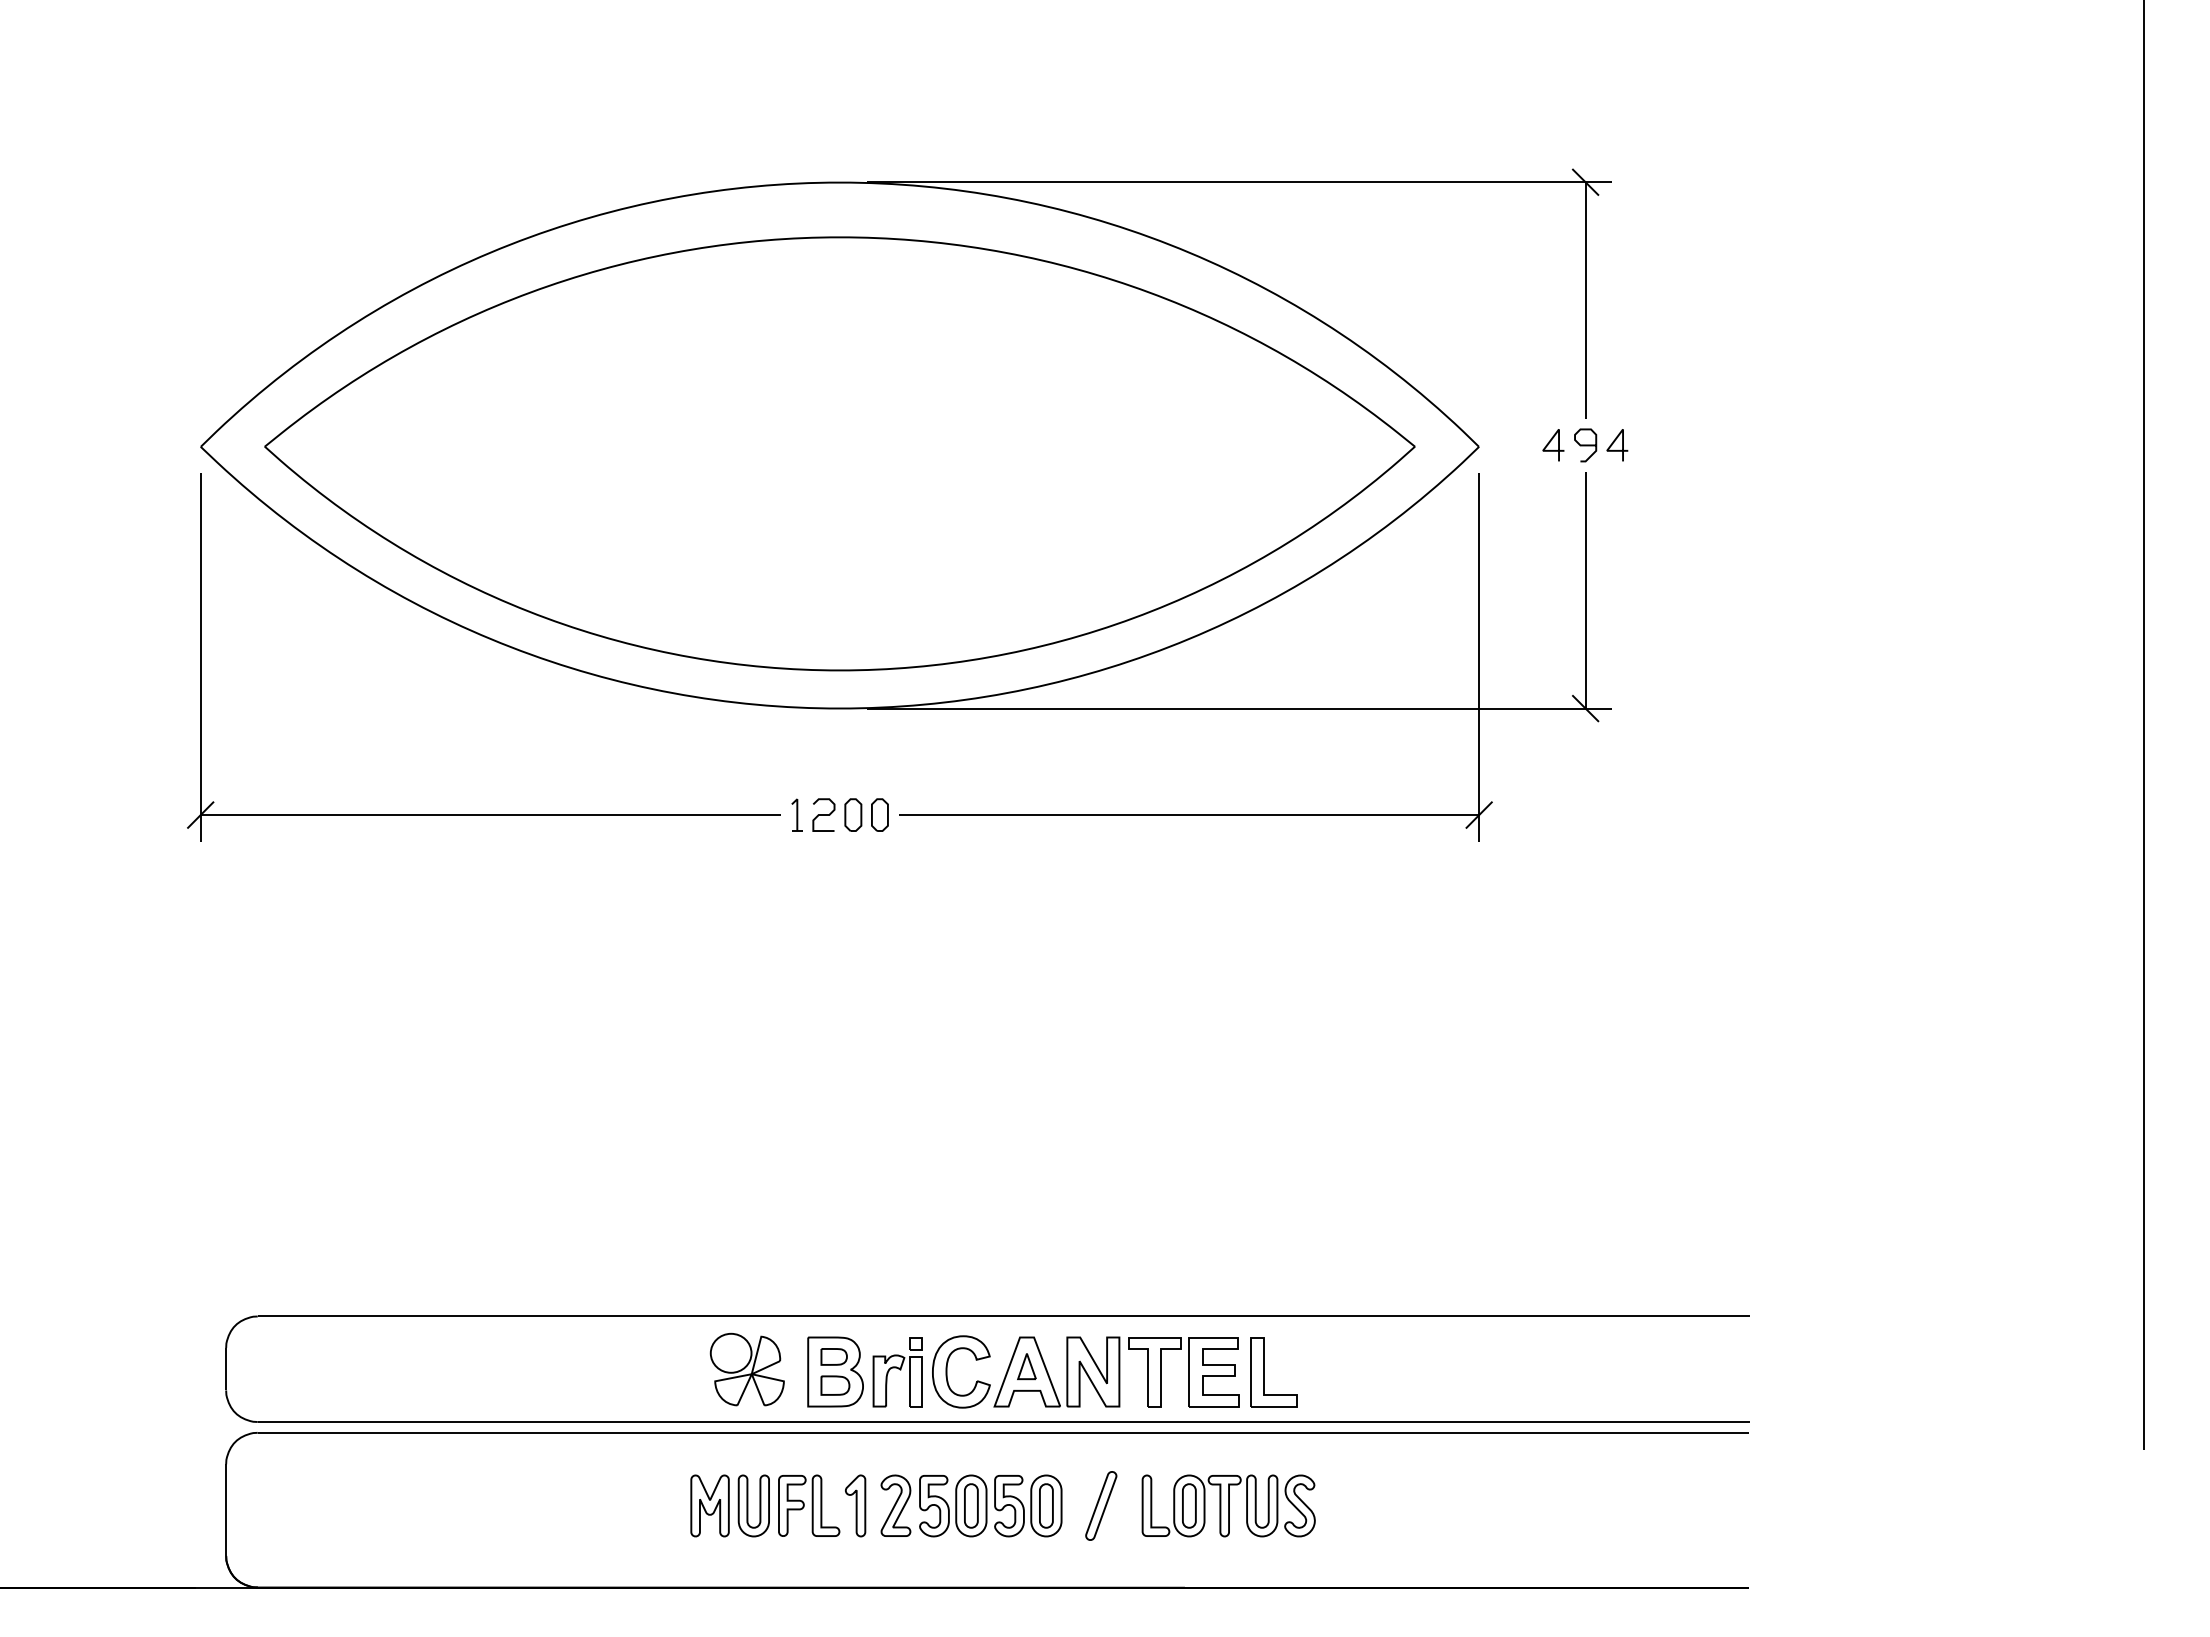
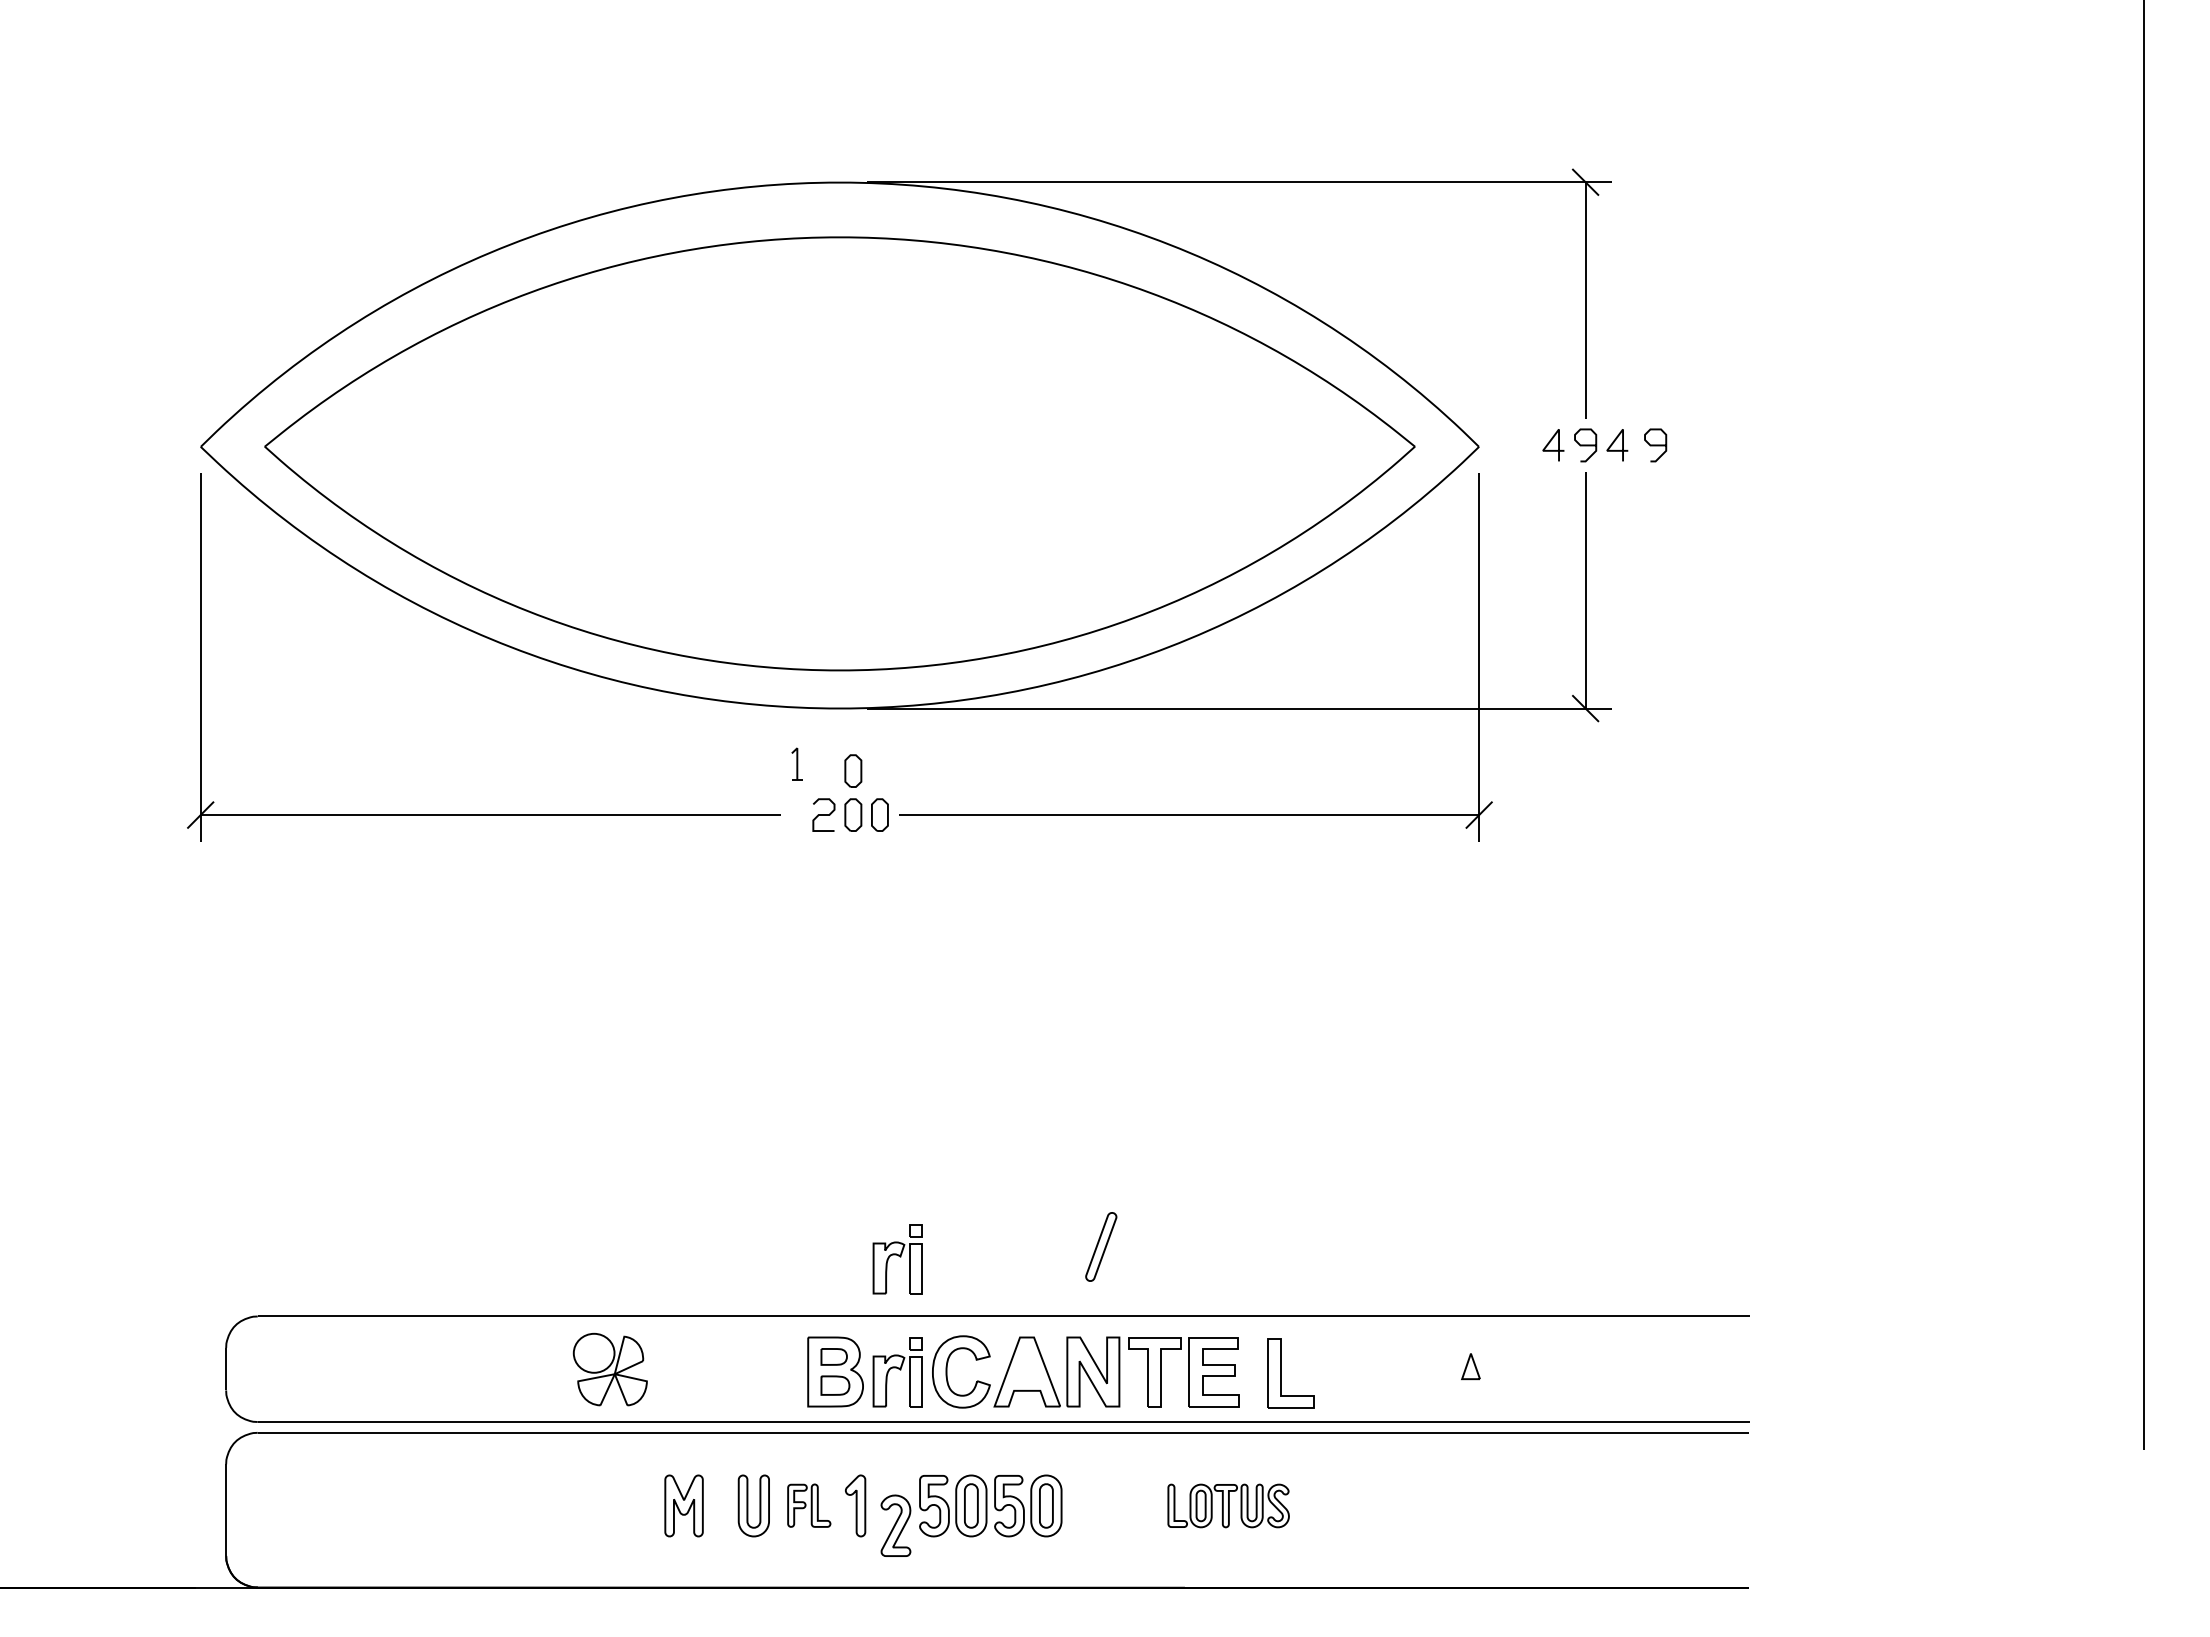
curve: none -> present (1655, 445)
part: none -> present (853, 770)
part position: (796, 814) -> (796, 763) (796, 763)
part: none -> present (897, 1259)
part position: (1026, 1366) -> (1470, 1366) (1470, 1366)
part position: (746, 1369) -> (609, 1369) (609, 1369)
part position: (1264, 1372) -> (1281, 1373) (1281, 1373)
part position: (709, 1505) -> (683, 1505) (683, 1505)
part size: 63x63 px -> 45x45 px (809, 1505)
part position: (895, 1505) -> (895, 1525) (895, 1525)
part position: (1101, 1505) -> (1101, 1246) (1101, 1246)
part size: 175x64 px -> 123x46 px (1228, 1505)
